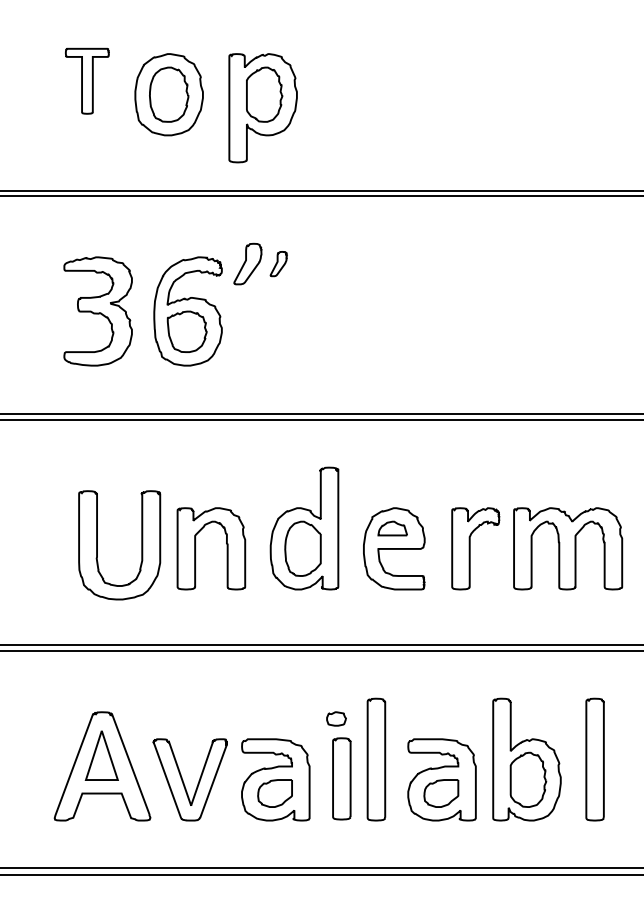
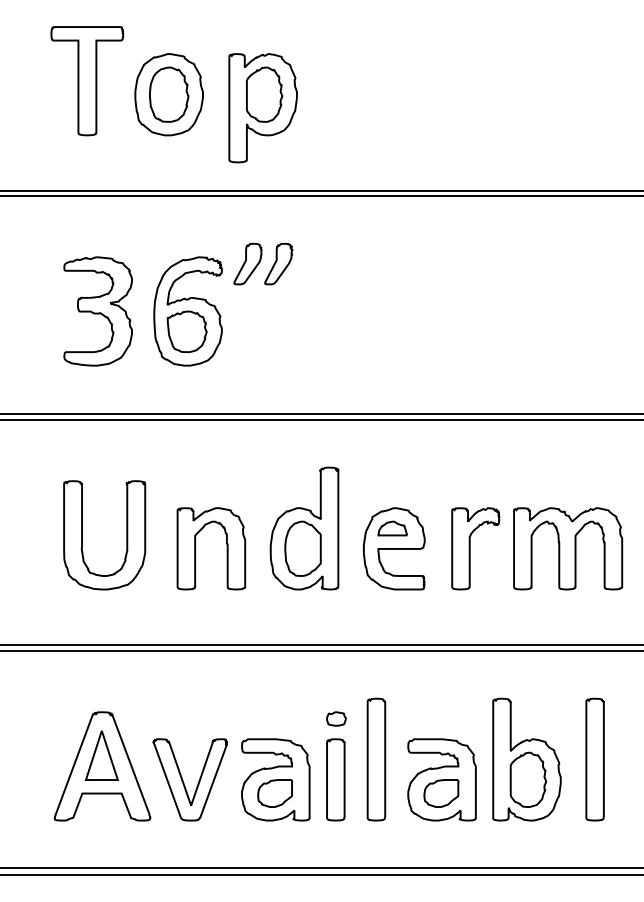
part size: 45x68 px -> 75x111 px (87, 81)
part size: 19x27 px -> 30x44 px (278, 263)
part position: (97, 545) -> (82, 535) (82, 535)
part position: (341, 778) -> (335, 779) (335, 779)
